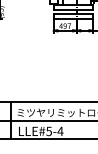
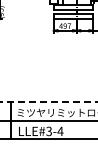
line: solid -> dashed (49, 102)
text: LLE#5-4 -> LLE#3-4 (48, 130)
